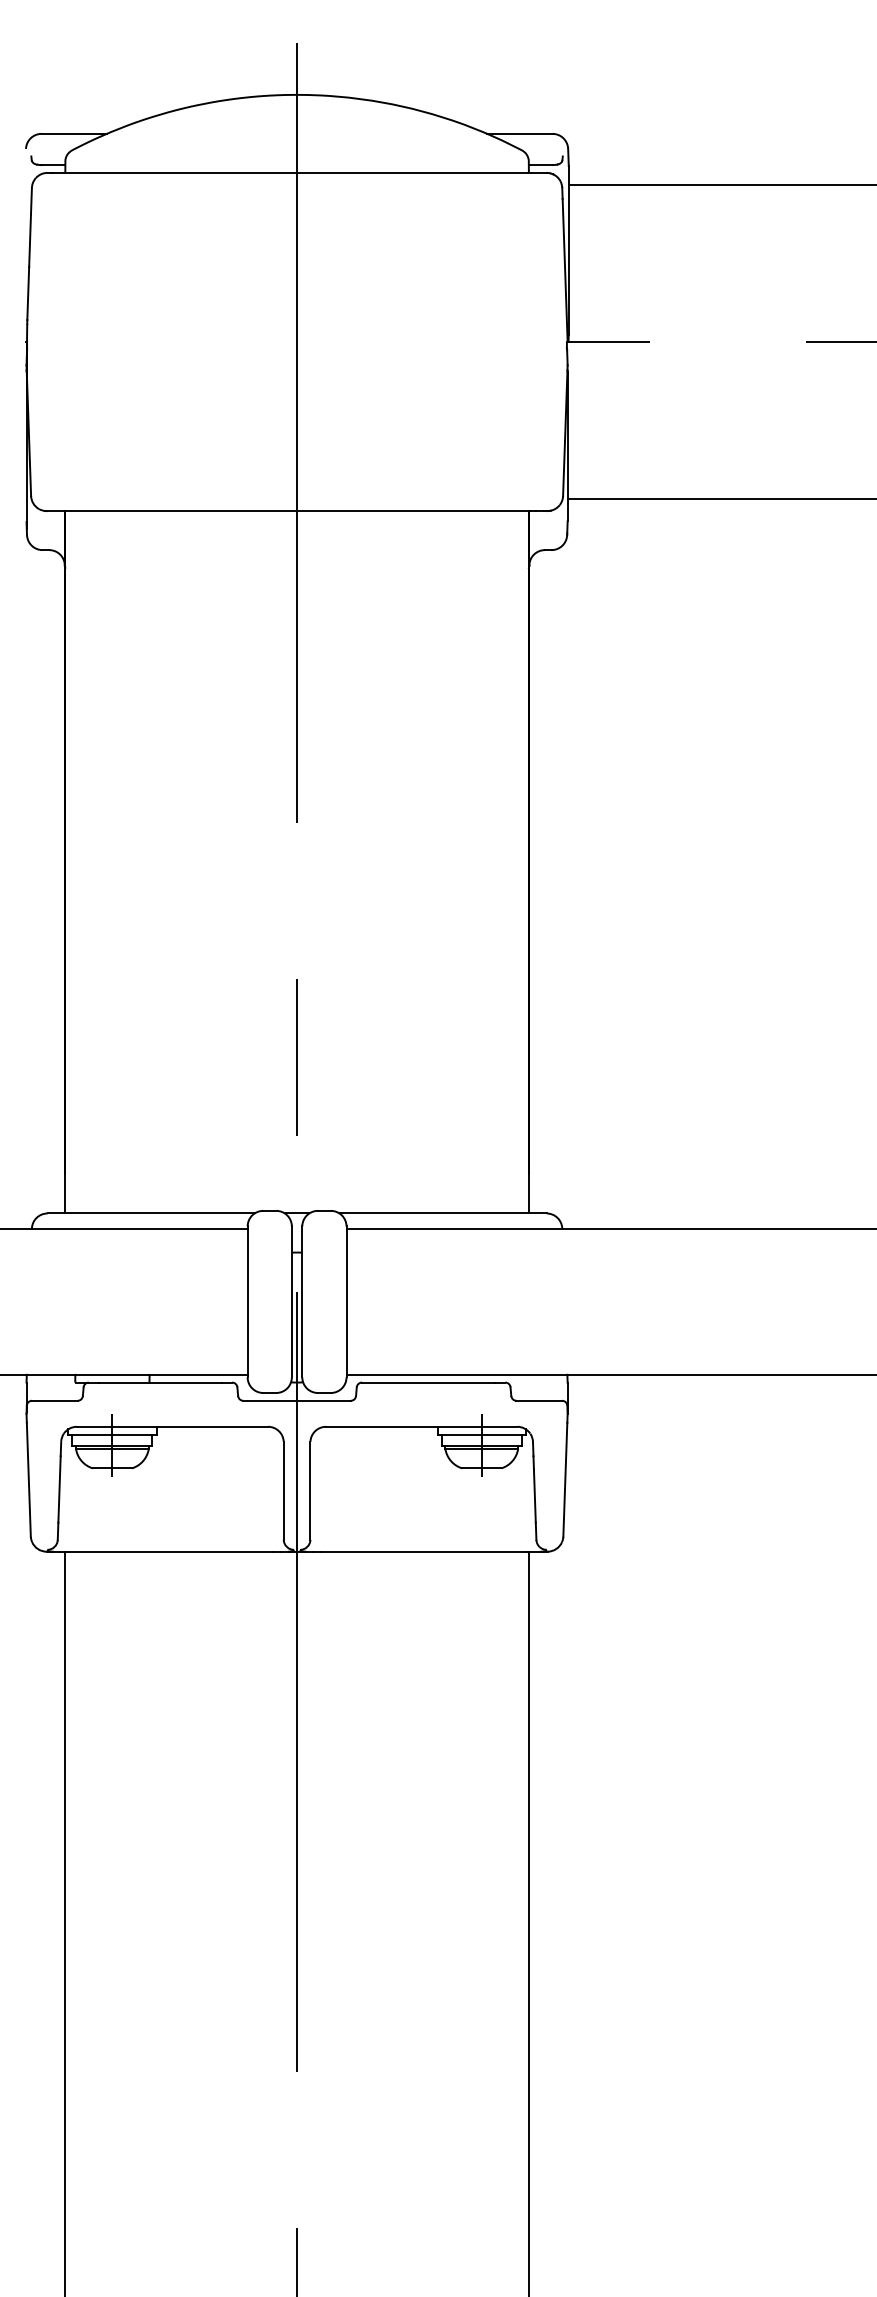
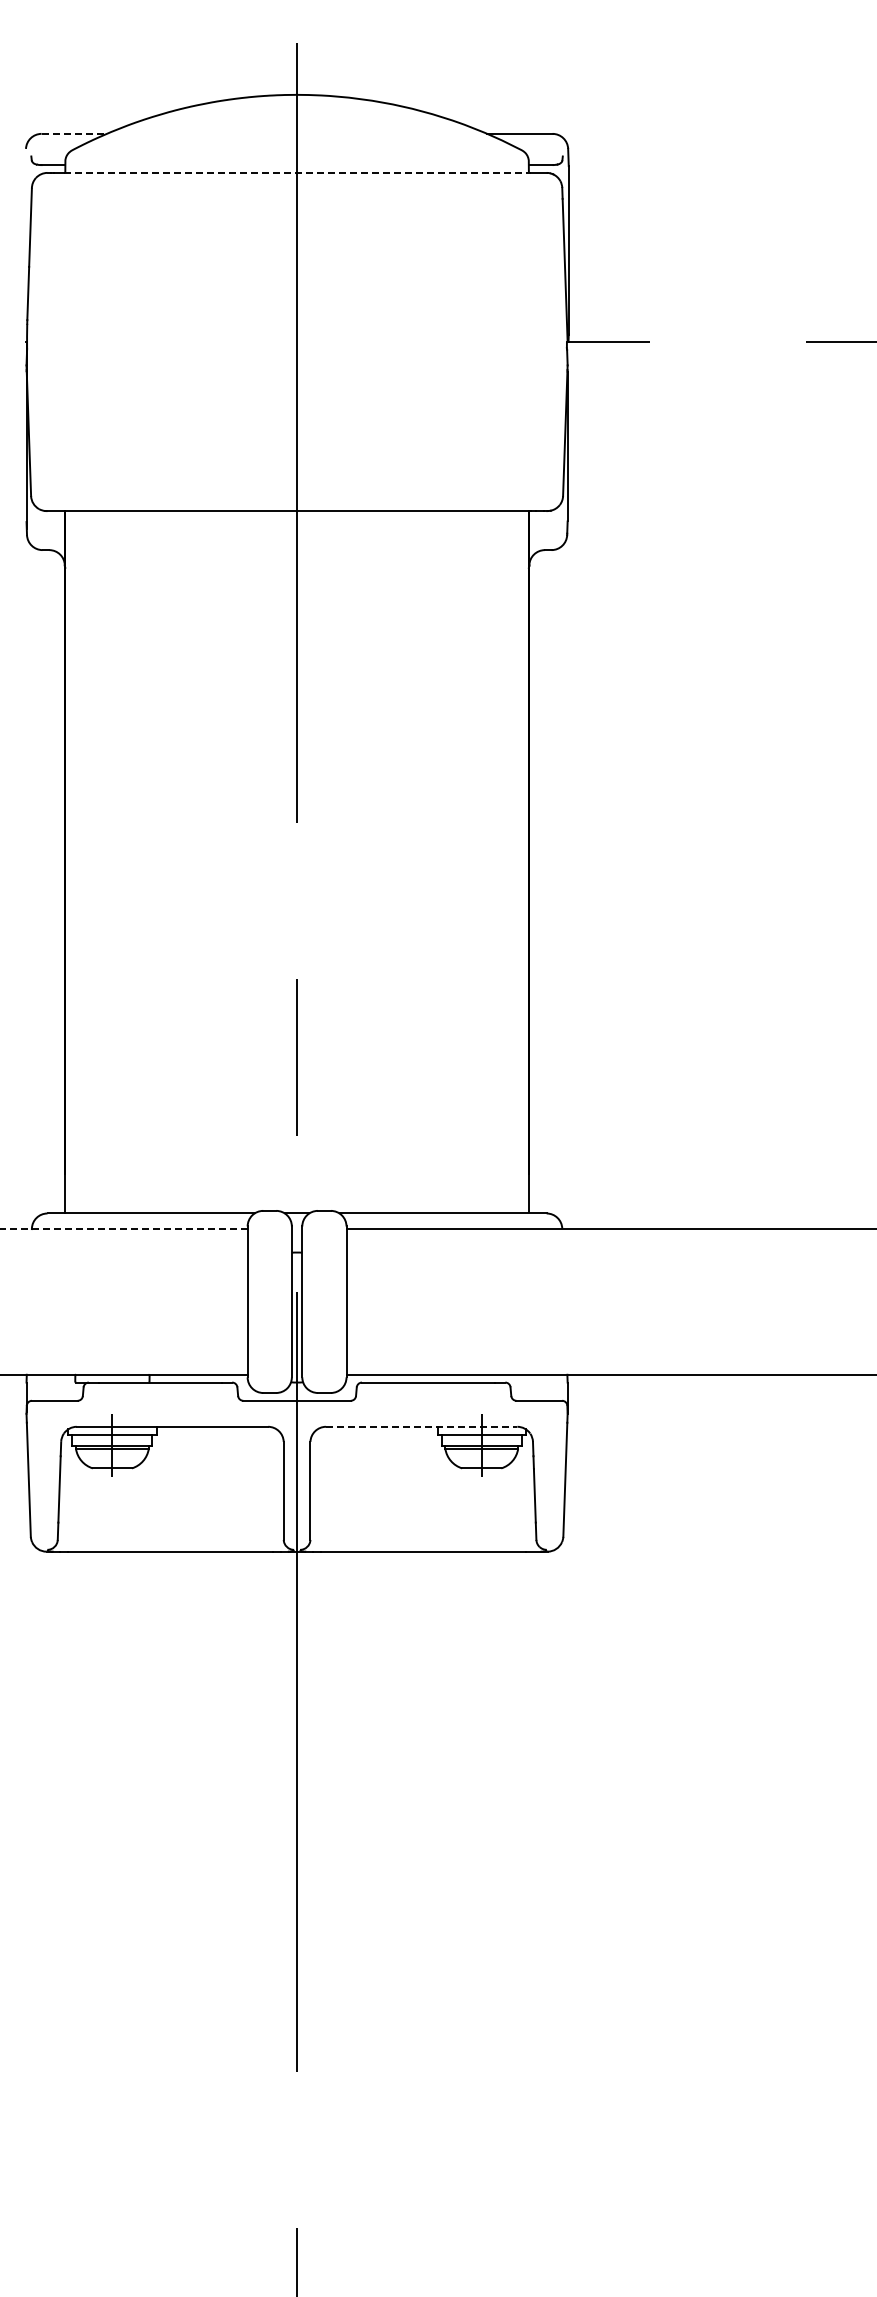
line: solid -> dashed (74, 133)
line: solid -> dashed (297, 172)
line: present -> none (720, 184)
line: present -> none (720, 499)
line: solid -> dashed (124, 1229)
line: solid -> dashed (421, 1426)
line: present -> none (65, 1922)
line: present -> none (528, 1922)
